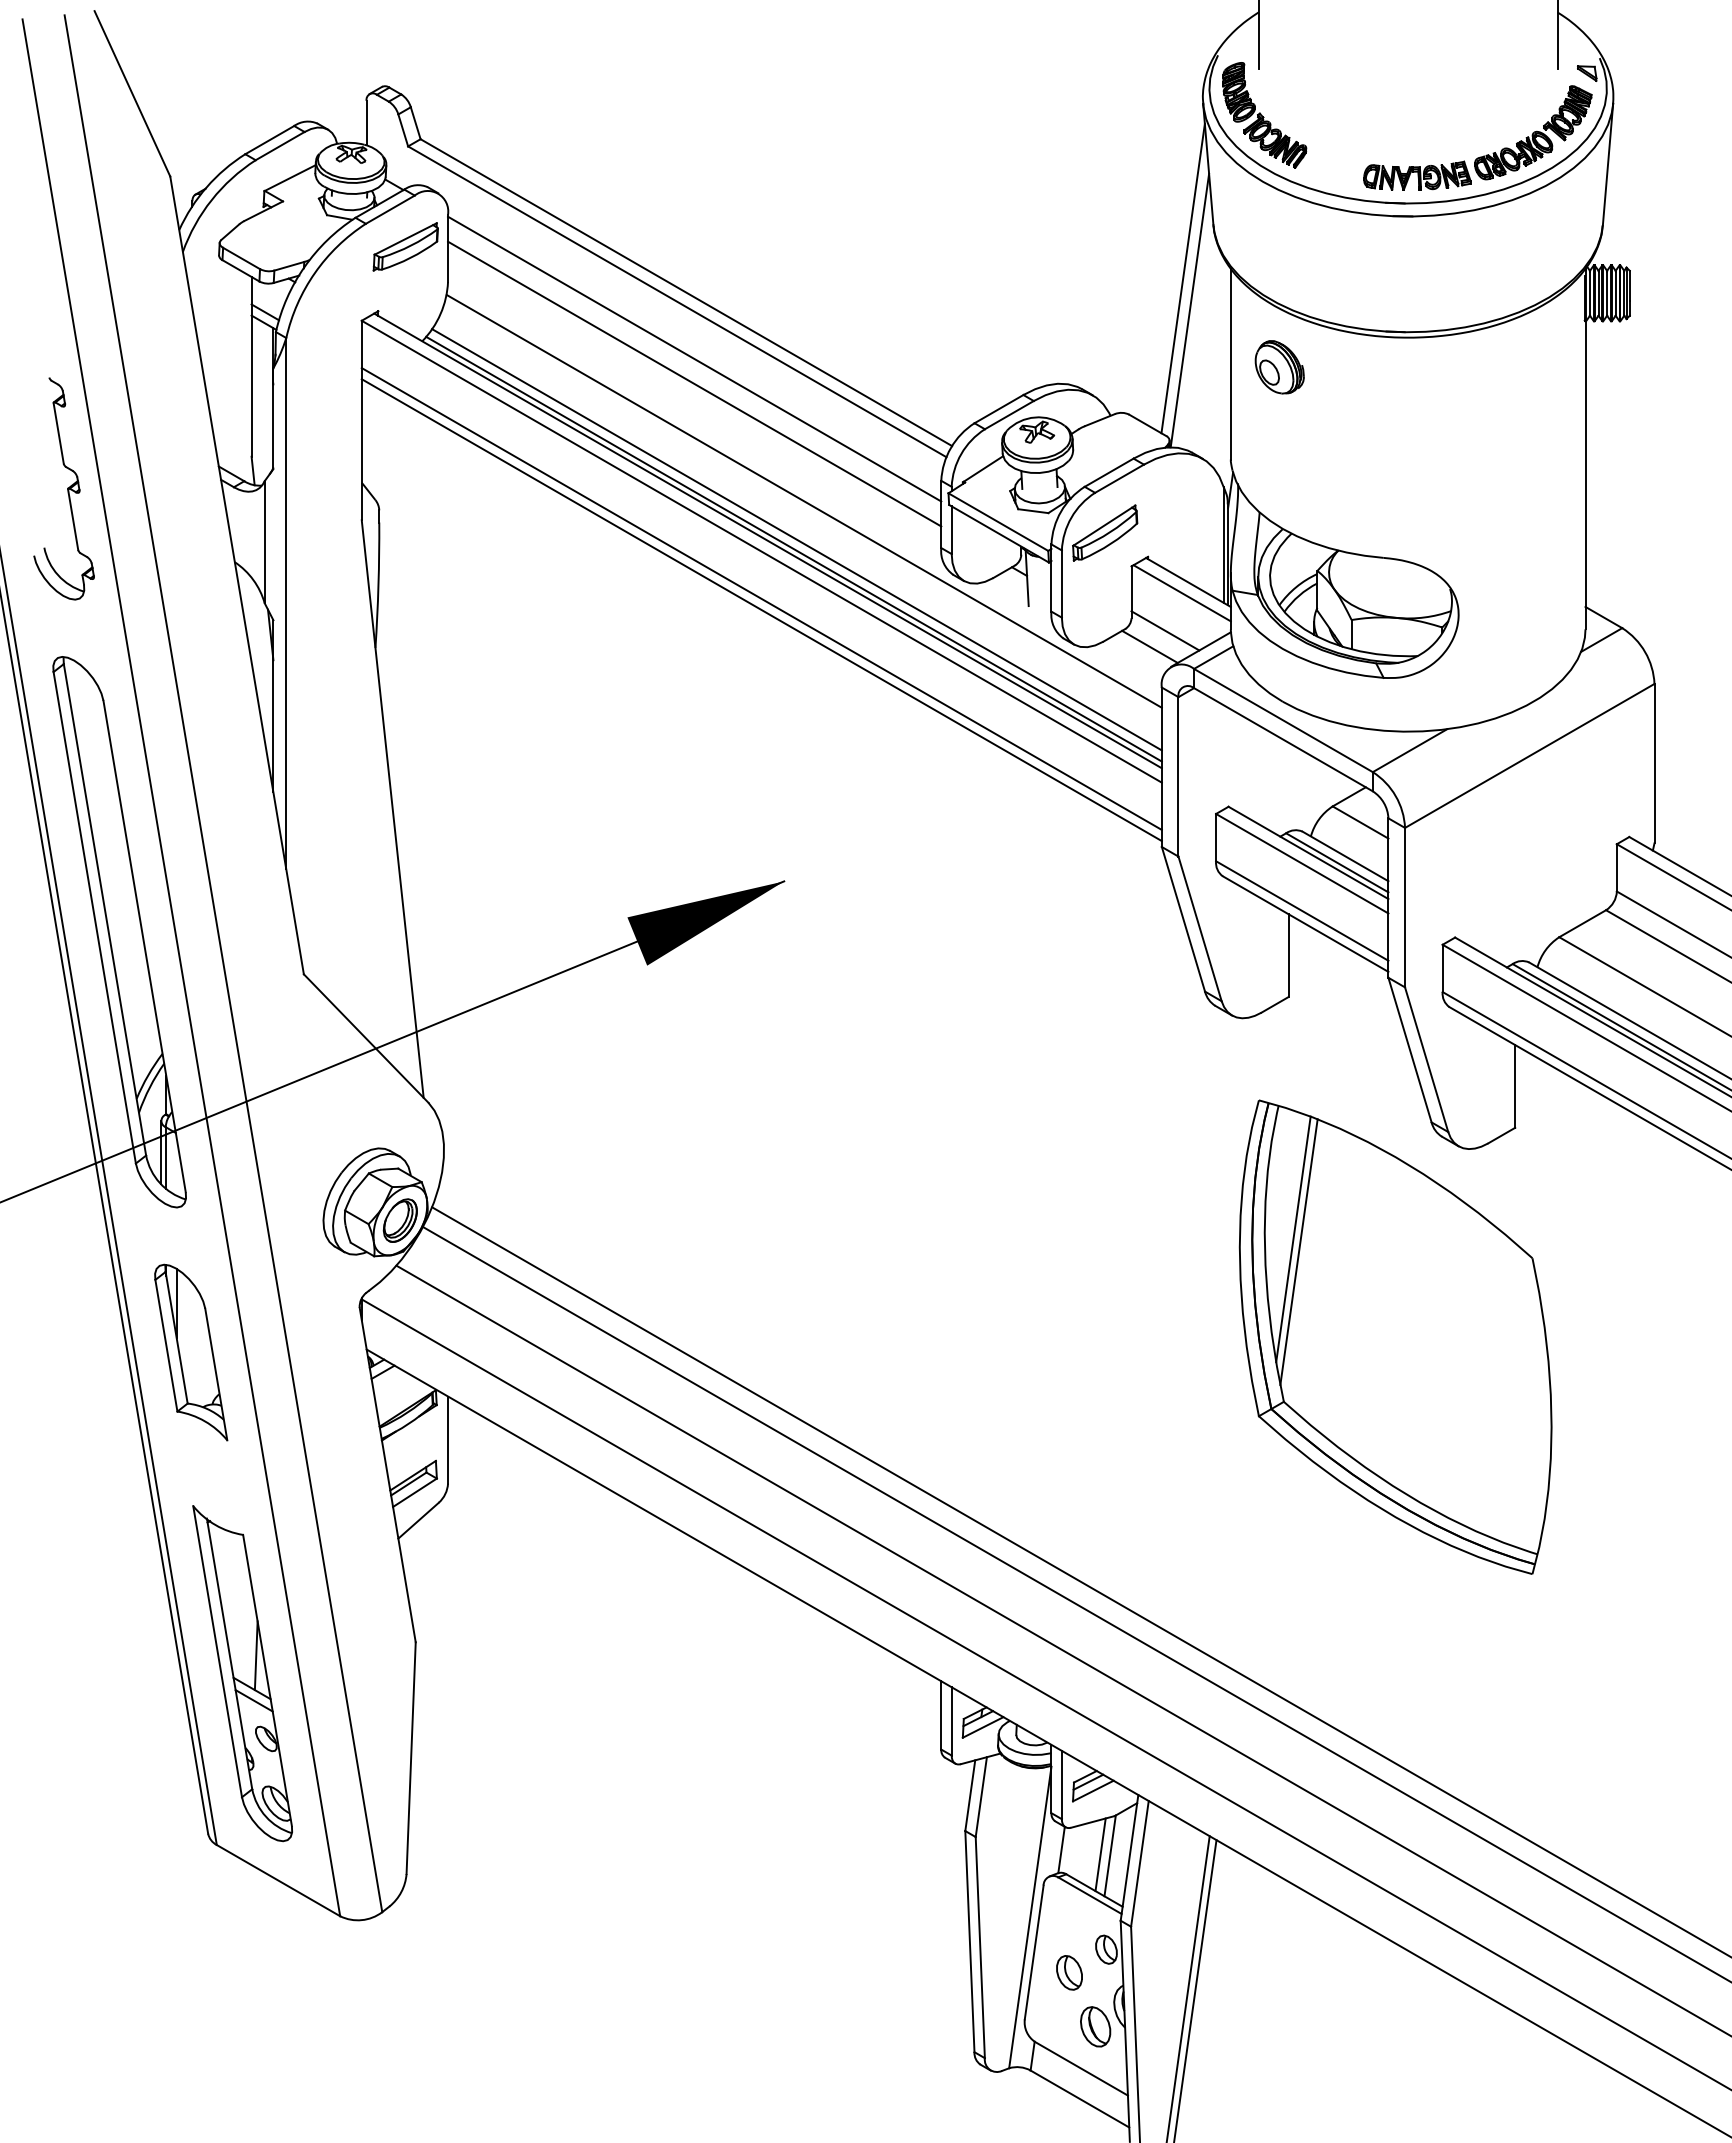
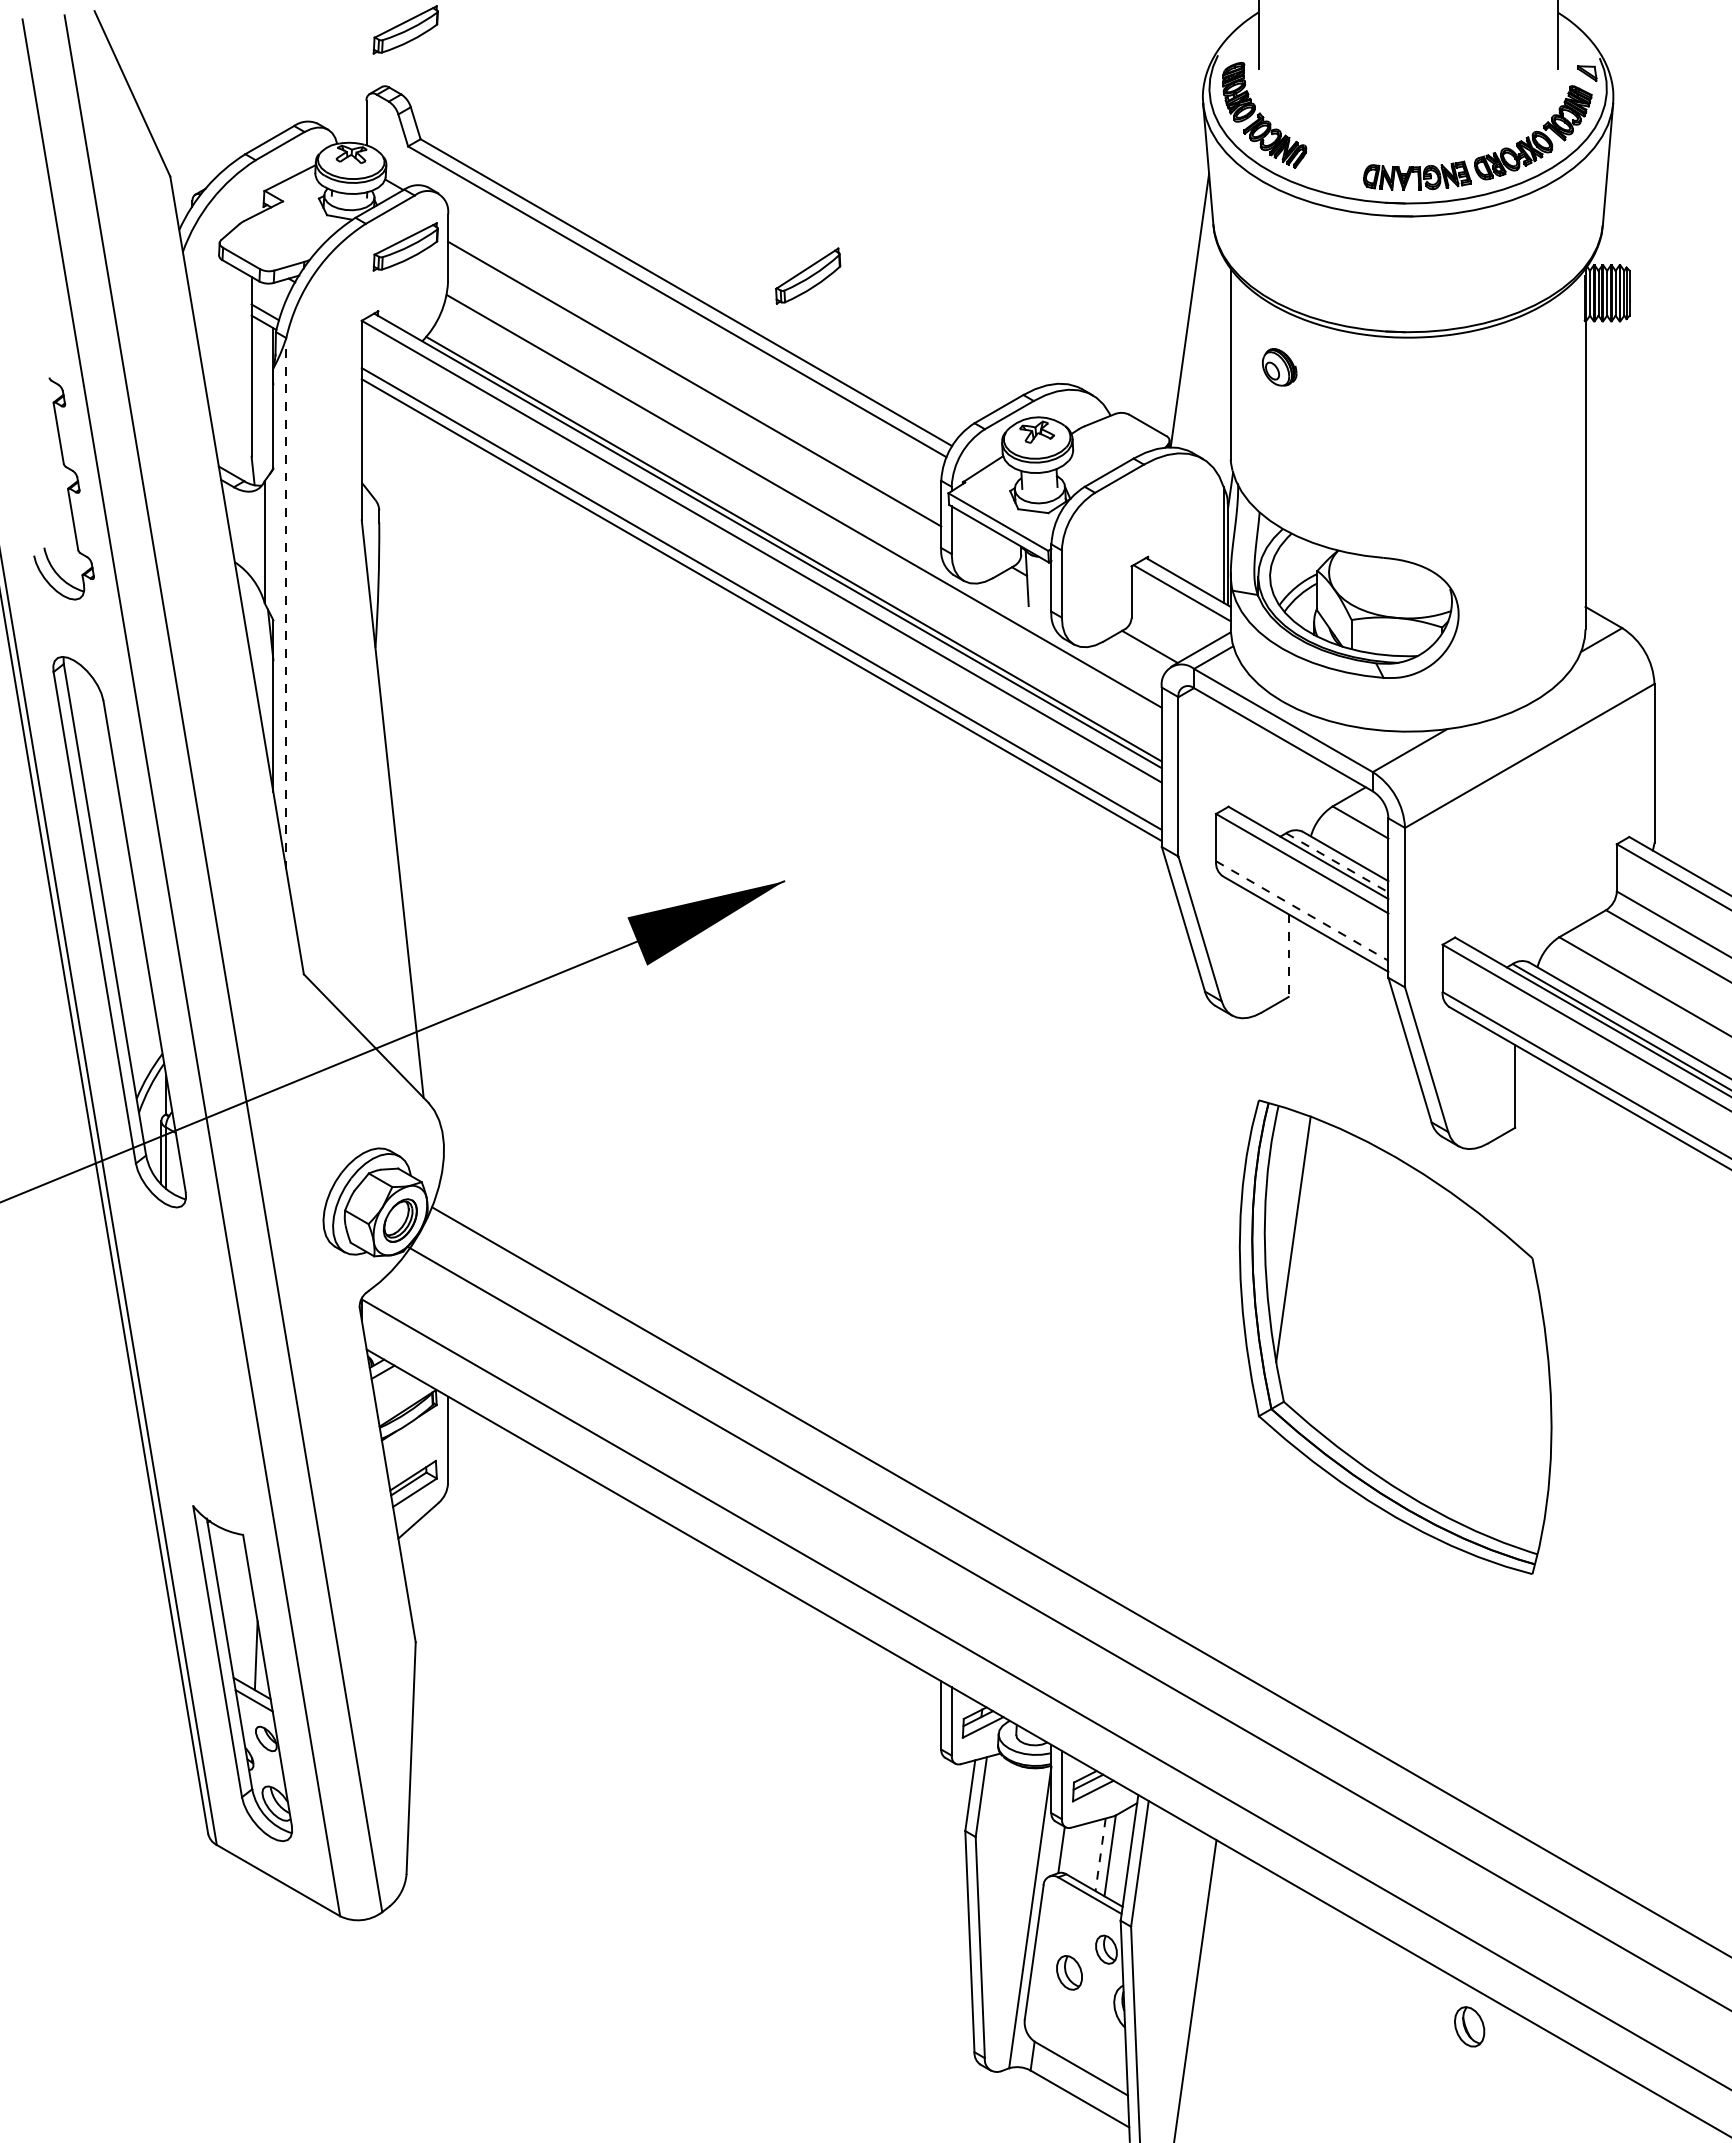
part: none -> present (405, 29)
line: present -> none (1182, 278)
line: present -> none (694, 358)
part size: 51x55 px -> 36x39 px (1279, 367)
part position: (1105, 532) -> (808, 275) (808, 275)
line: present -> none (796, 539)
line: solid -> dashed (286, 603)
line: present -> none (1165, 630)
line: solid -> dashed (1337, 863)
line: solid -> dashed (1302, 911)
line: solid -> dashed (1288, 956)
line: present -> none (1298, 1251)
part: present -> none (191, 1352)
line: present -> none (1075, 1603)
line position: (1062, 1649) -> (1067, 1627) (1067, 1627)
line: solid -> dashed (1100, 1854)
line: present -> none (1188, 1987)
part position: (1095, 2026) -> (1469, 2026) (1469, 2026)
